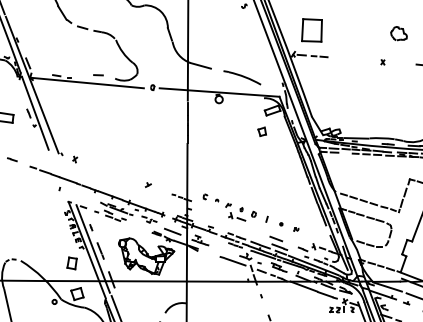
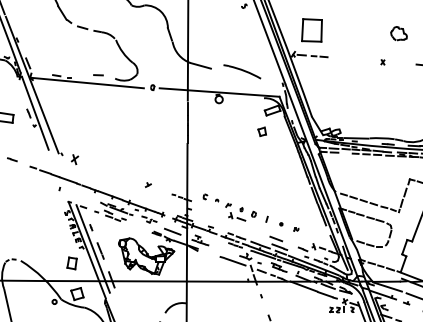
part position: (242, 77) -> (242, 71) (242, 71)
part size: 7x9 px -> 10x12 px (74, 159)
line: present -> none (115, 306)
